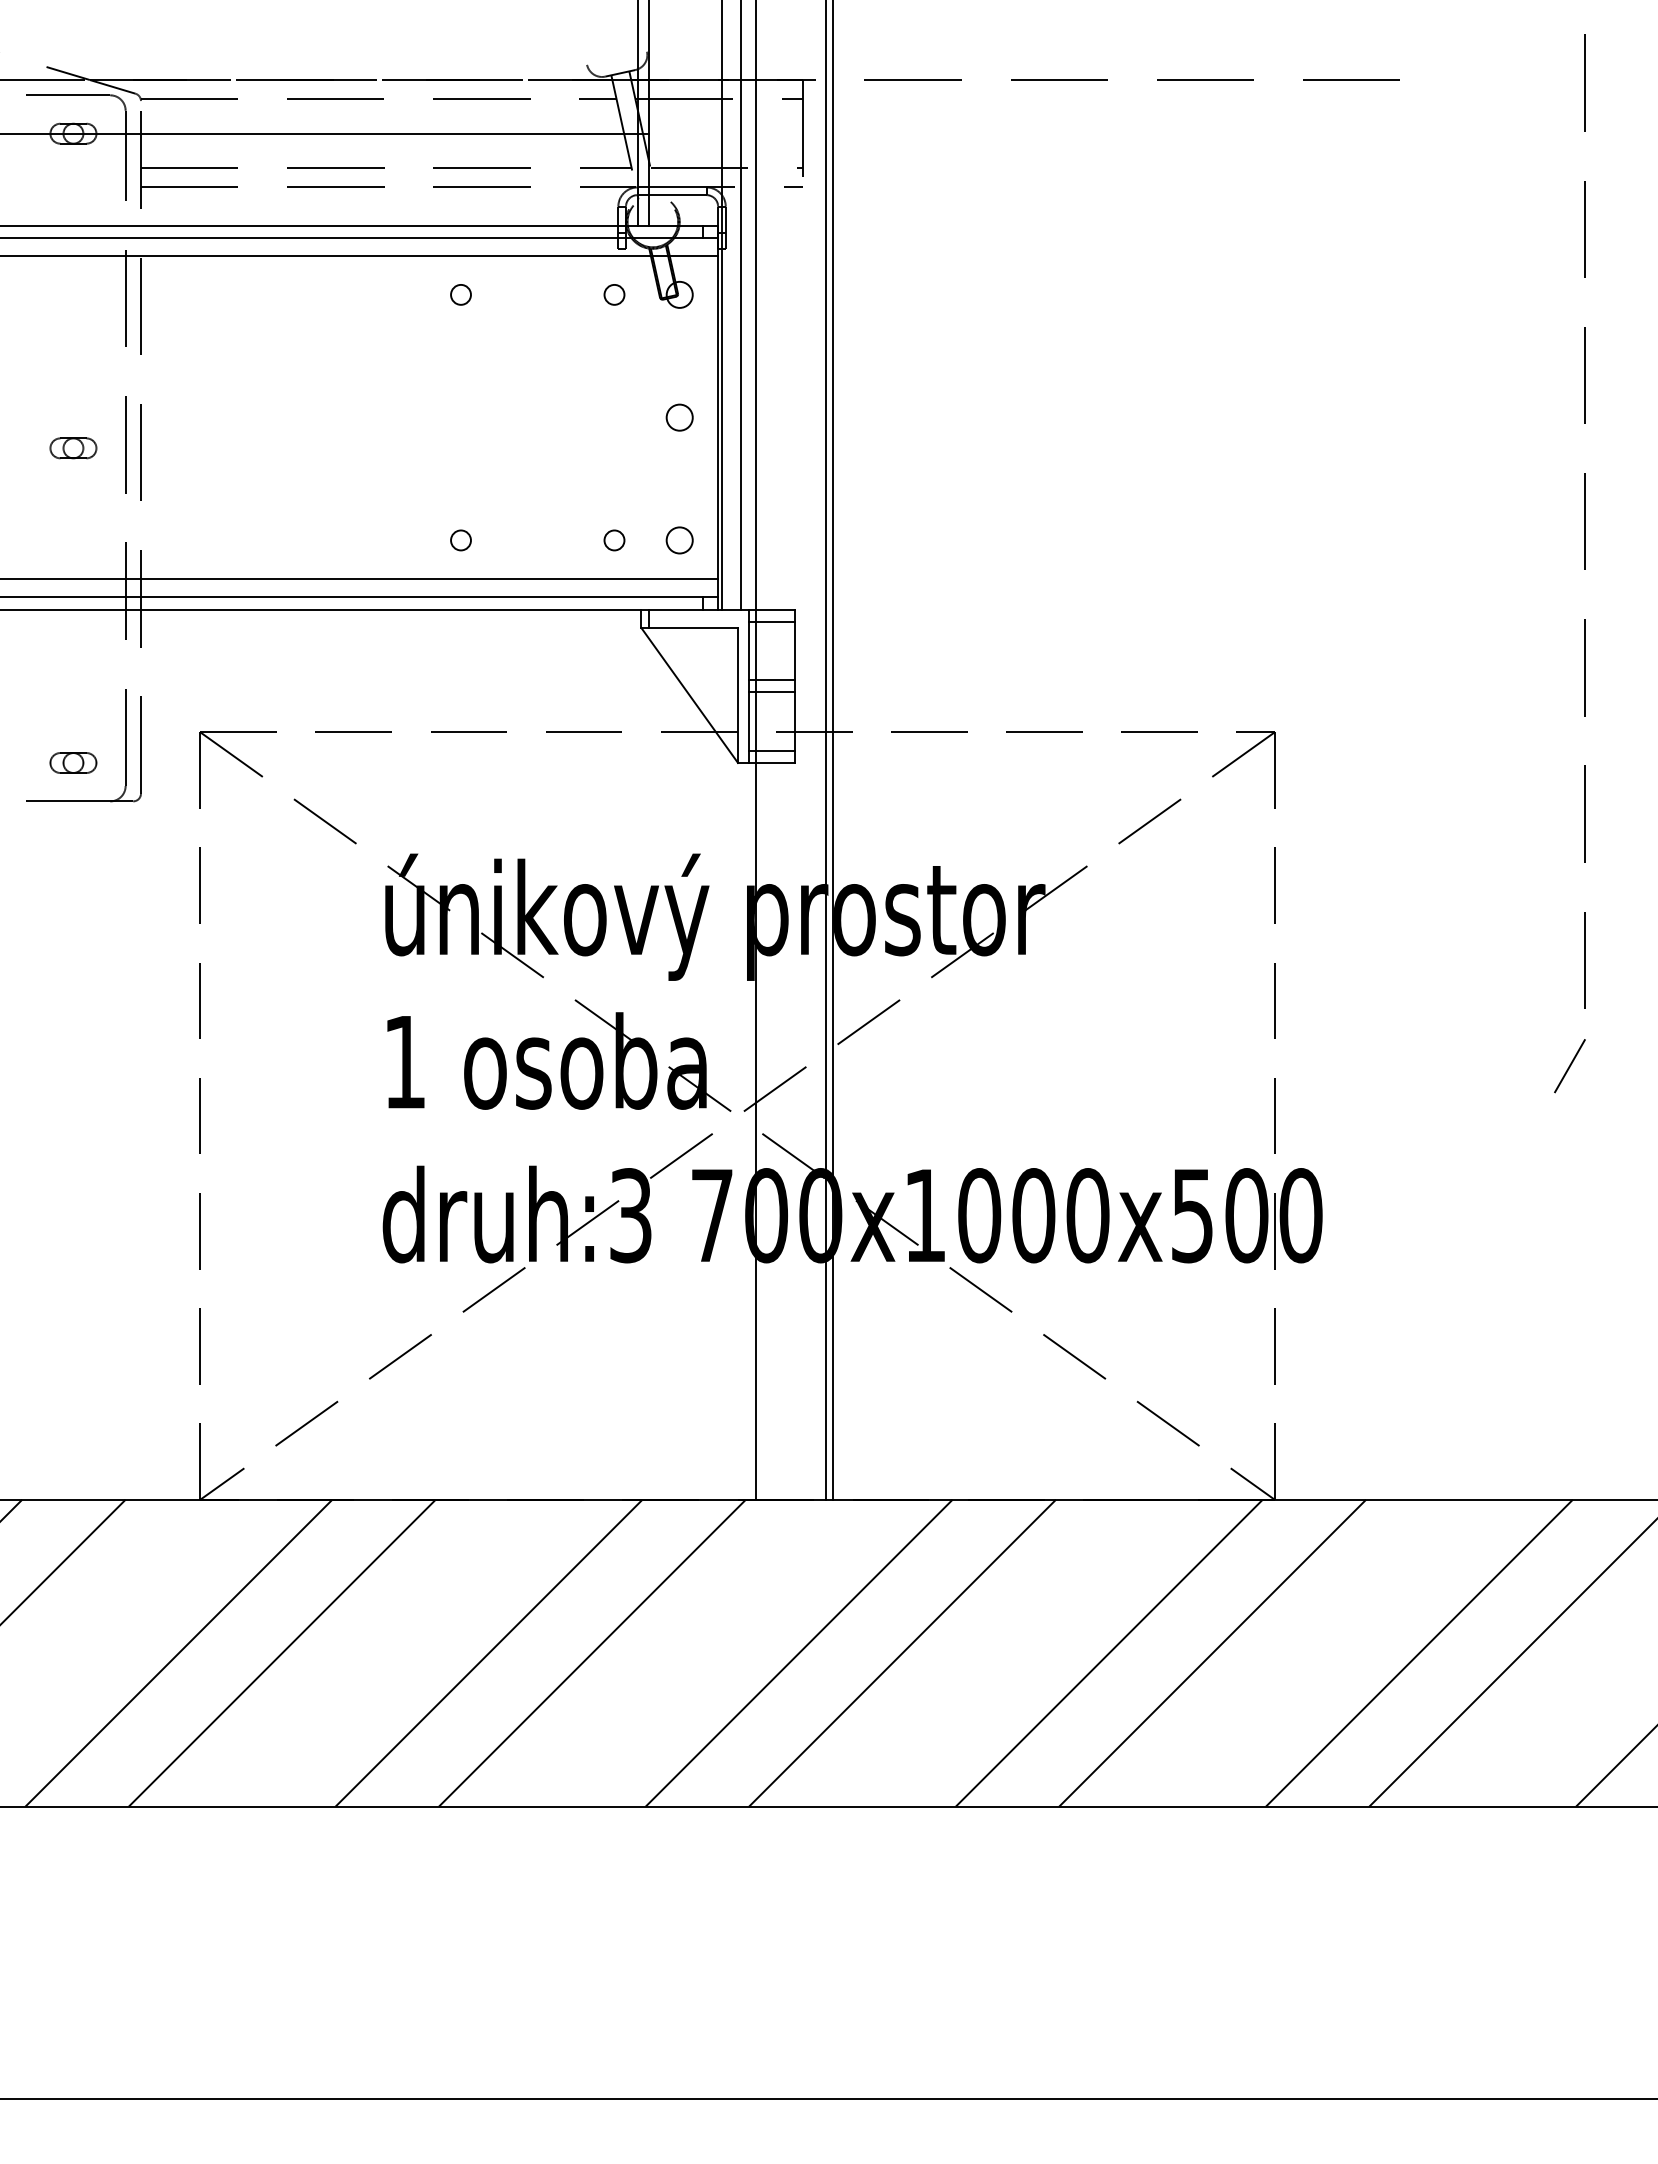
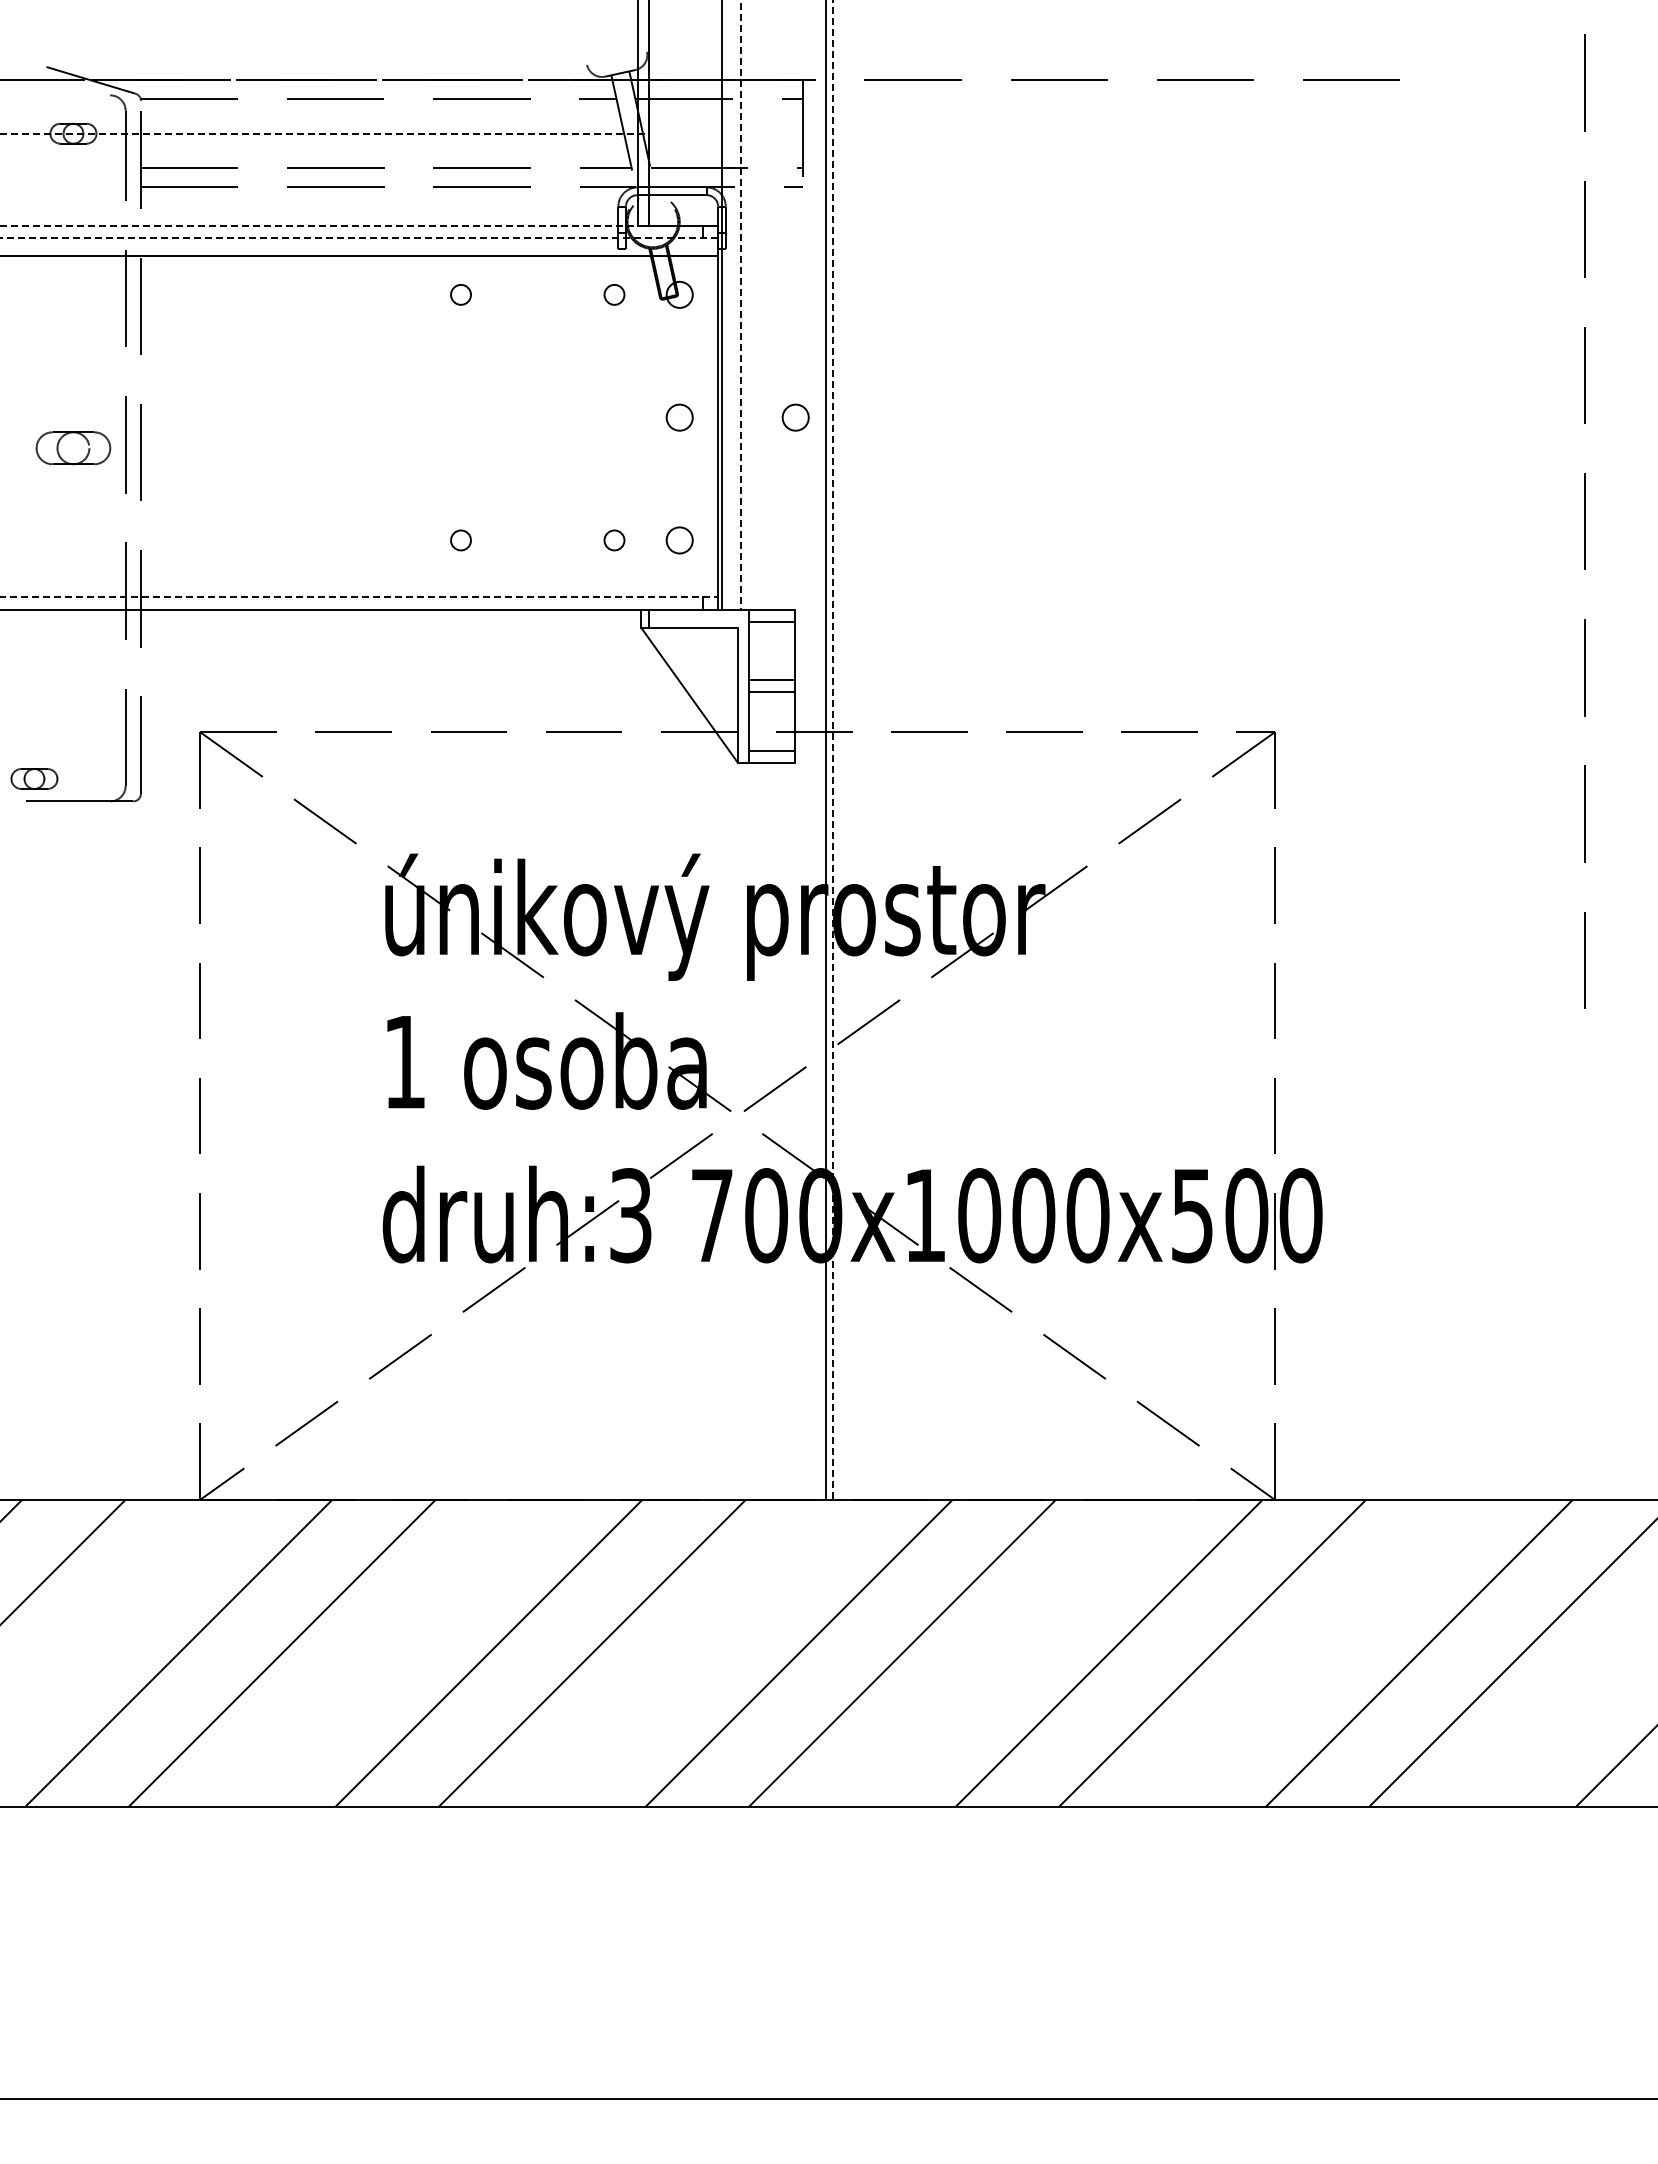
line: present -> none (67, 95)
line: solid -> dashed (325, 133)
line: solid -> dashed (318, 225)
line: solid -> dashed (359, 238)
line: solid -> dashed (741, 305)
circle: none -> present (795, 417)
part size: 49x23 px -> 77x35 px (73, 448)
line: present -> none (360, 579)
line: solid -> dashed (359, 597)
line: present -> none (756, 750)
line: solid -> dashed (833, 750)
part position: (73, 762) -> (34, 778) (34, 778)
line: present -> none (1569, 1066)
